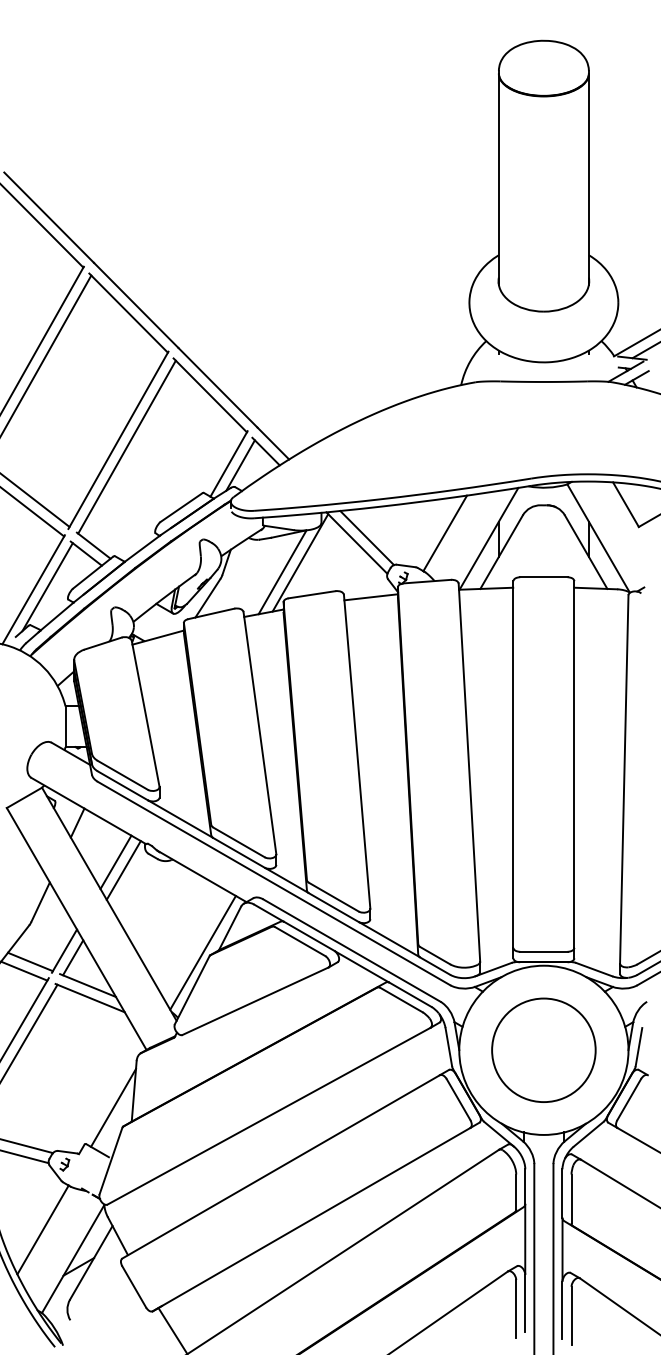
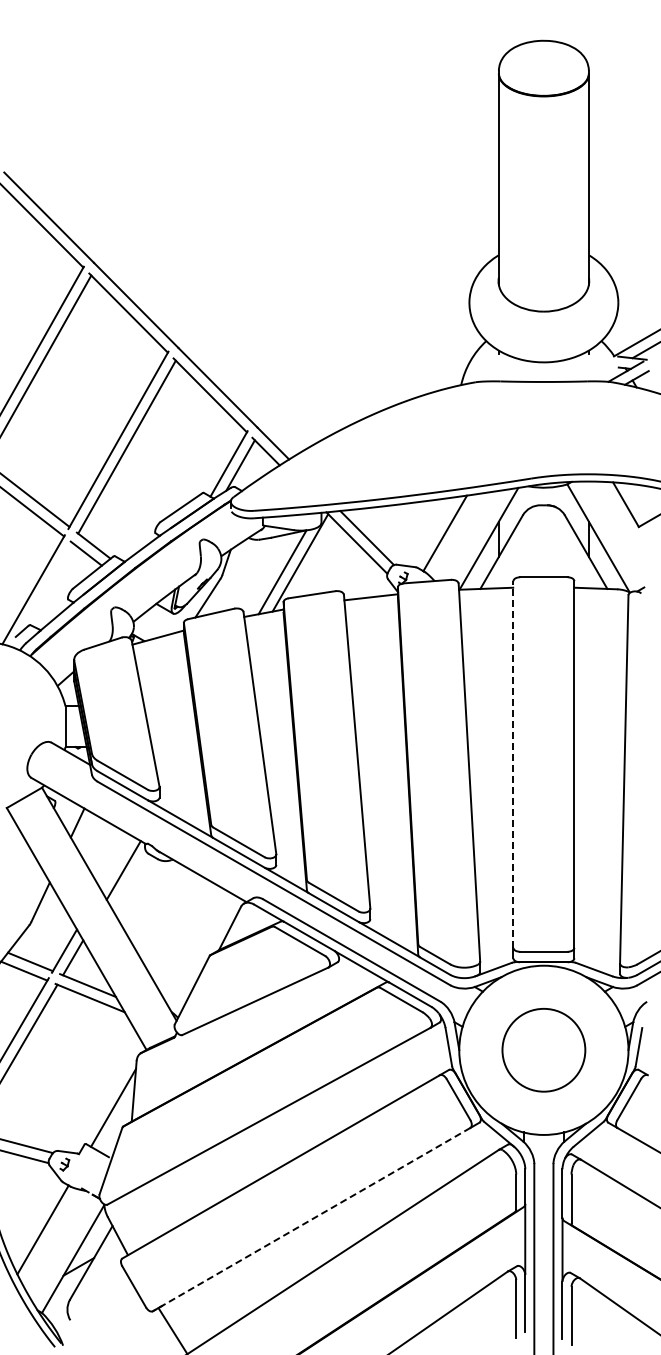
line: present -> none (47, 587)
line: solid -> dashed (513, 764)
line: present -> none (115, 862)
line: present -> none (202, 952)
circle size: 106x106 px -> 86x85 px (543, 1050)
line: solid -> dashed (311, 1219)
